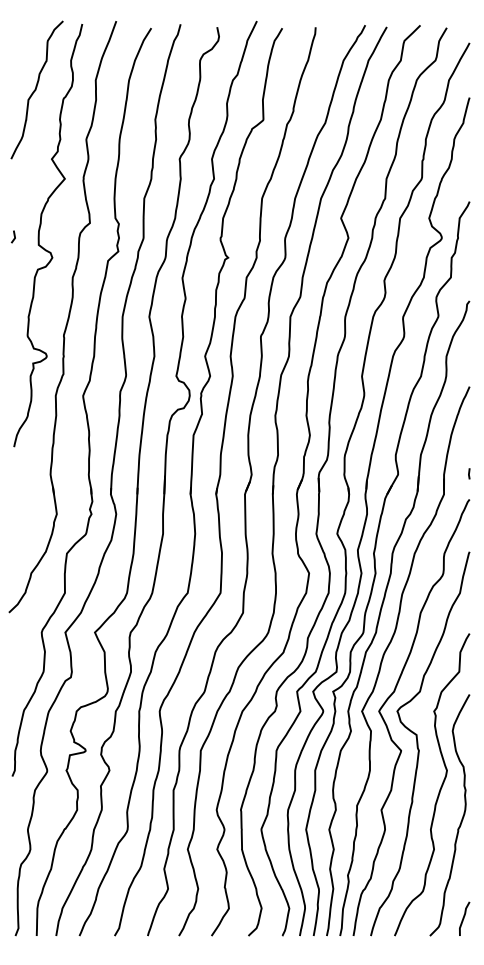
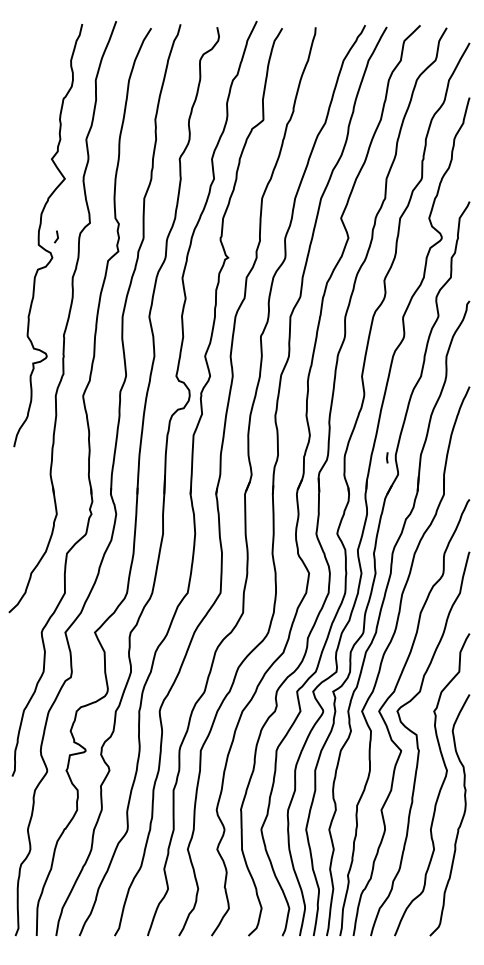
curve: present -> none (36, 89)
line position: (13, 235) -> (56, 235) (56, 235)
line position: (469, 473) -> (387, 457) (387, 457)
curve: present -> none (464, 918)
